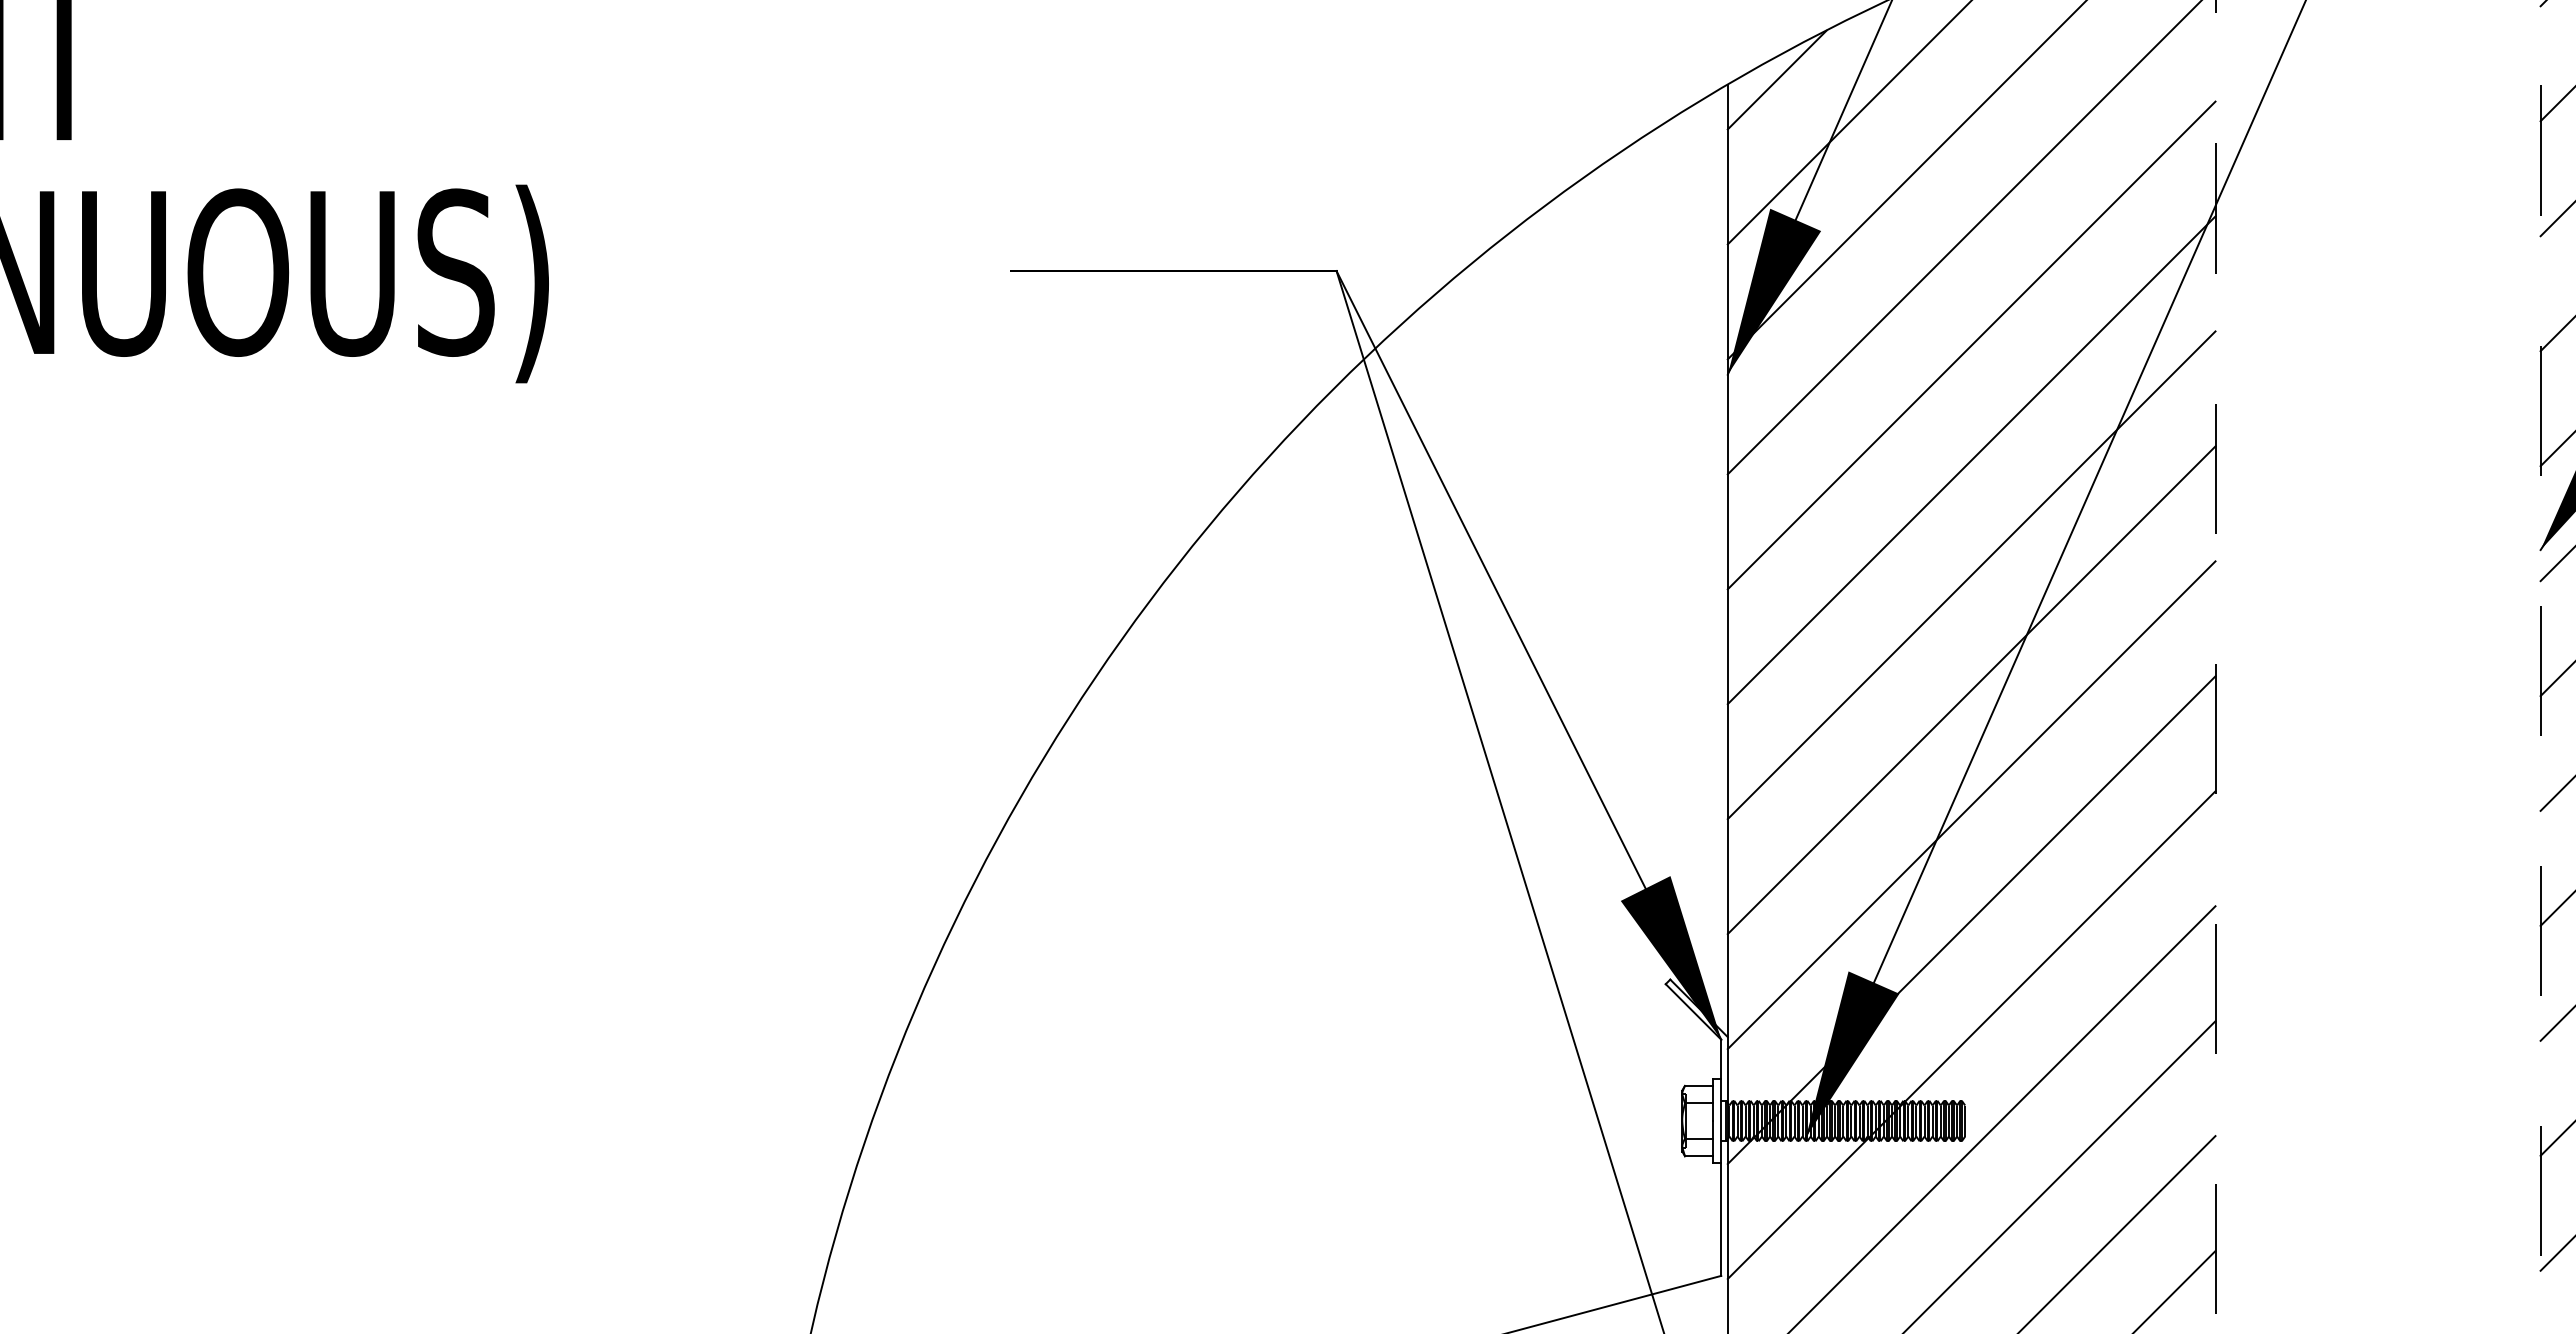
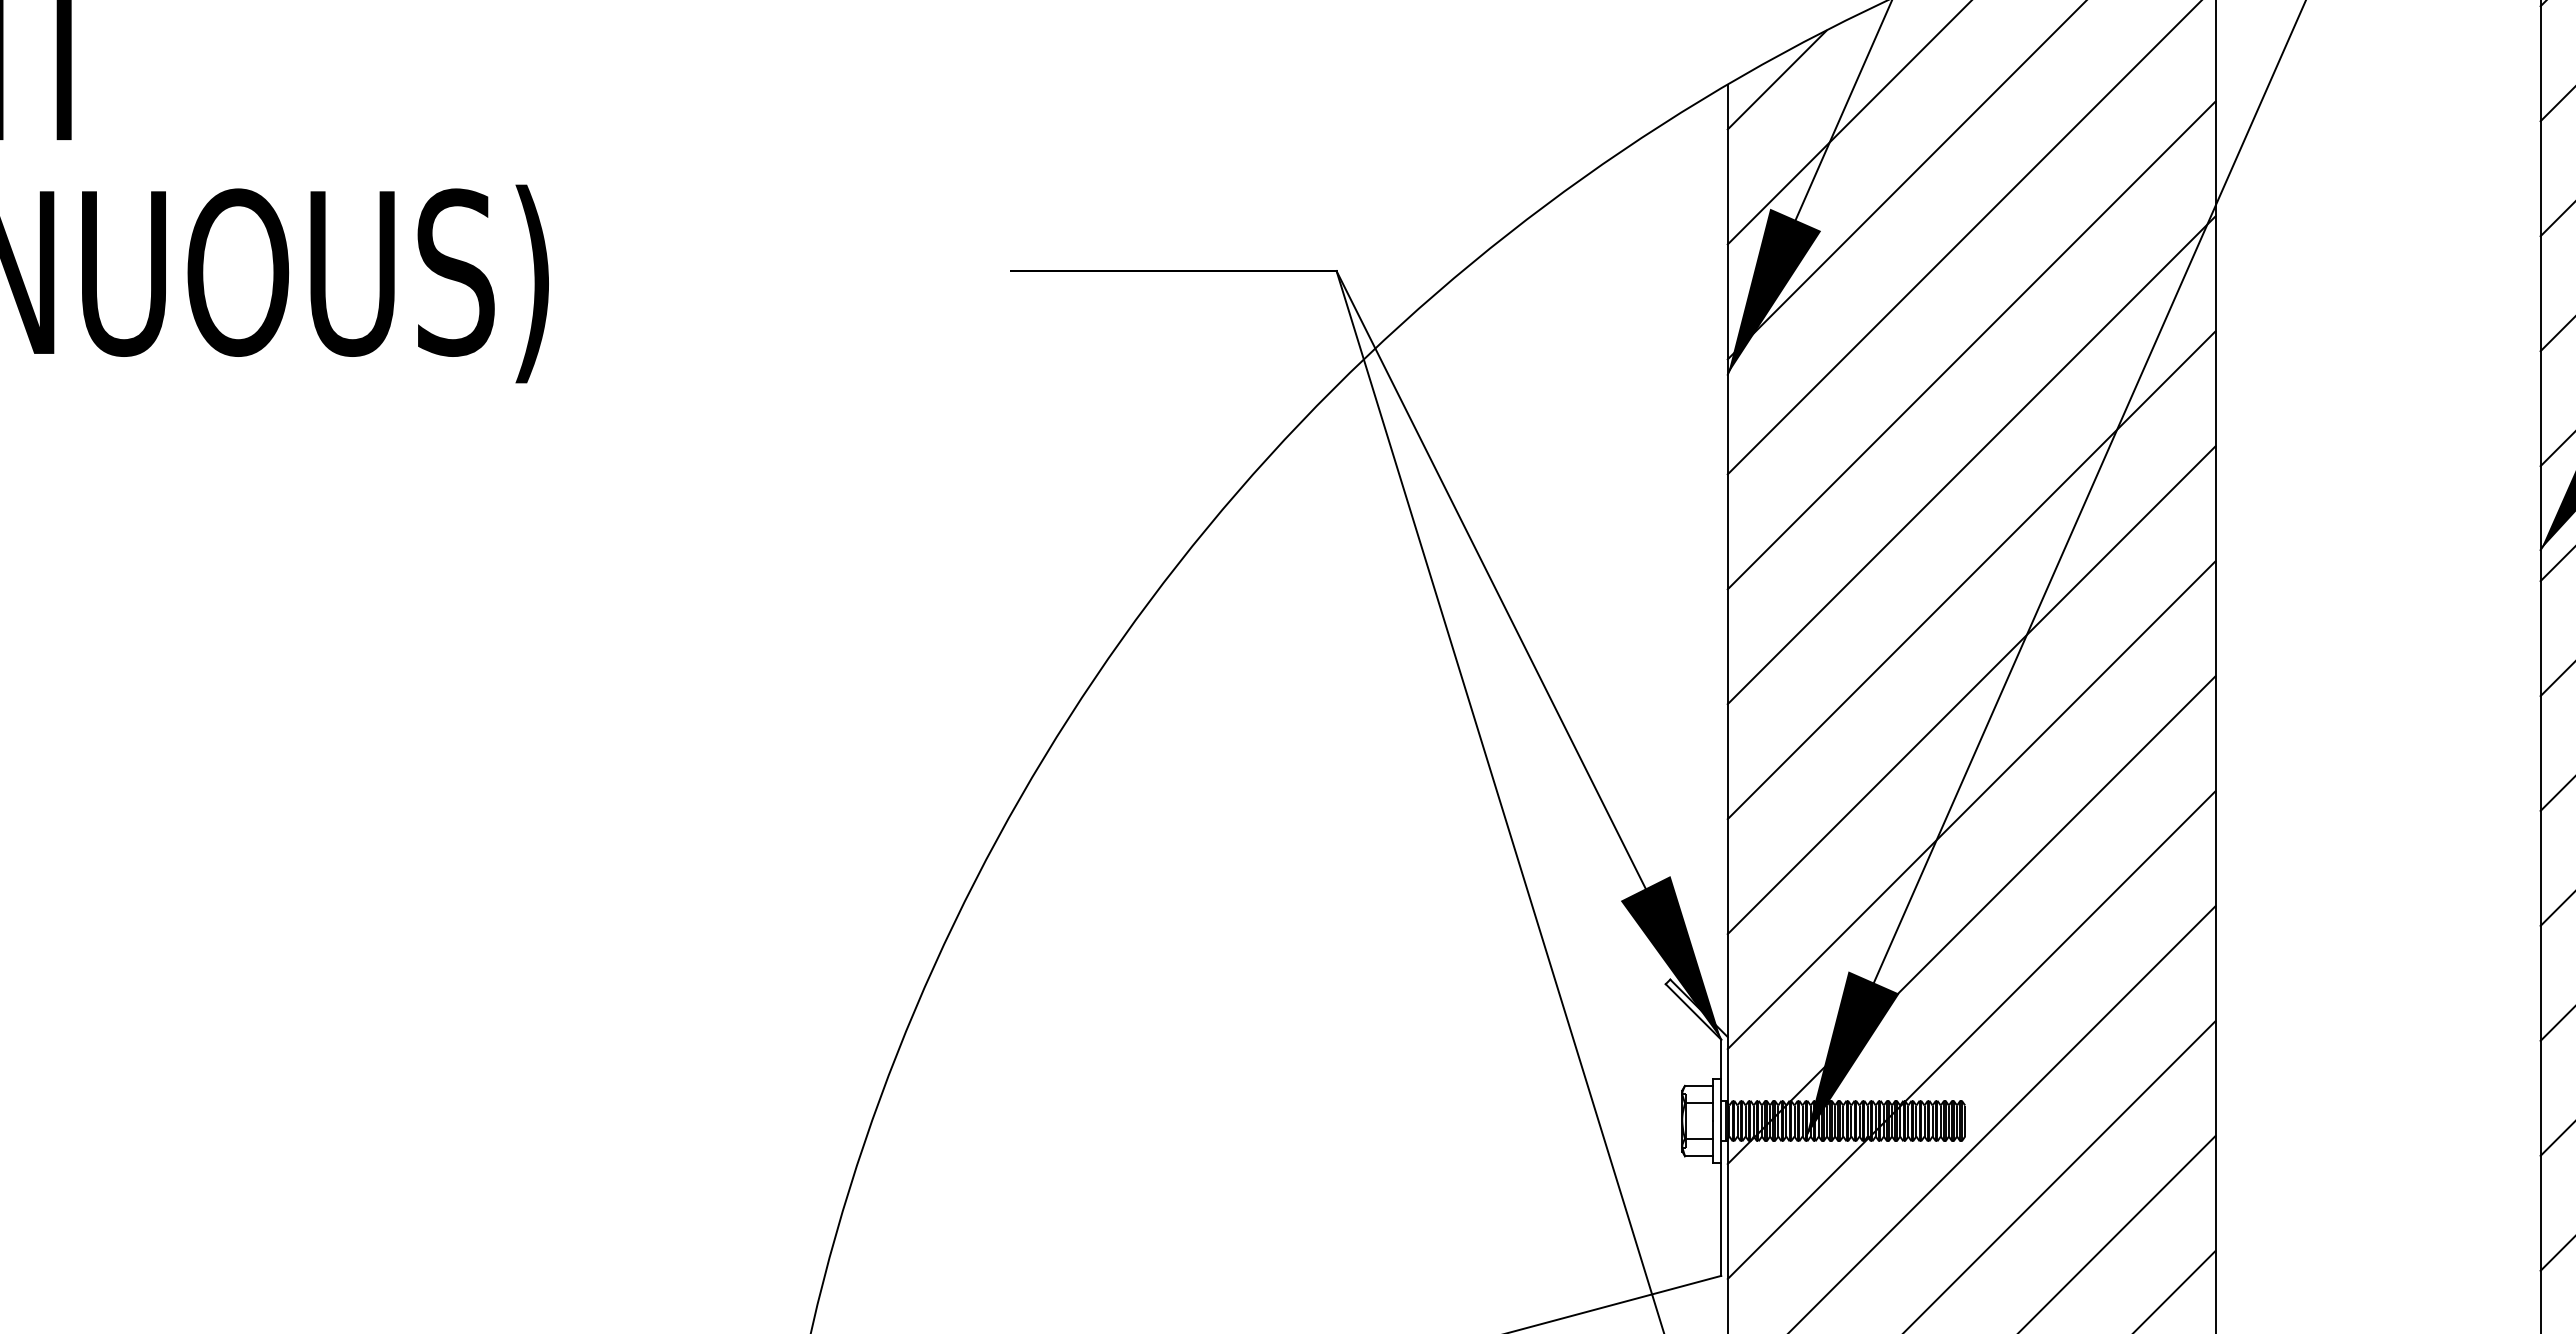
line: dashed -> solid (2215, 666)
line: dashed -> solid (2540, 667)
